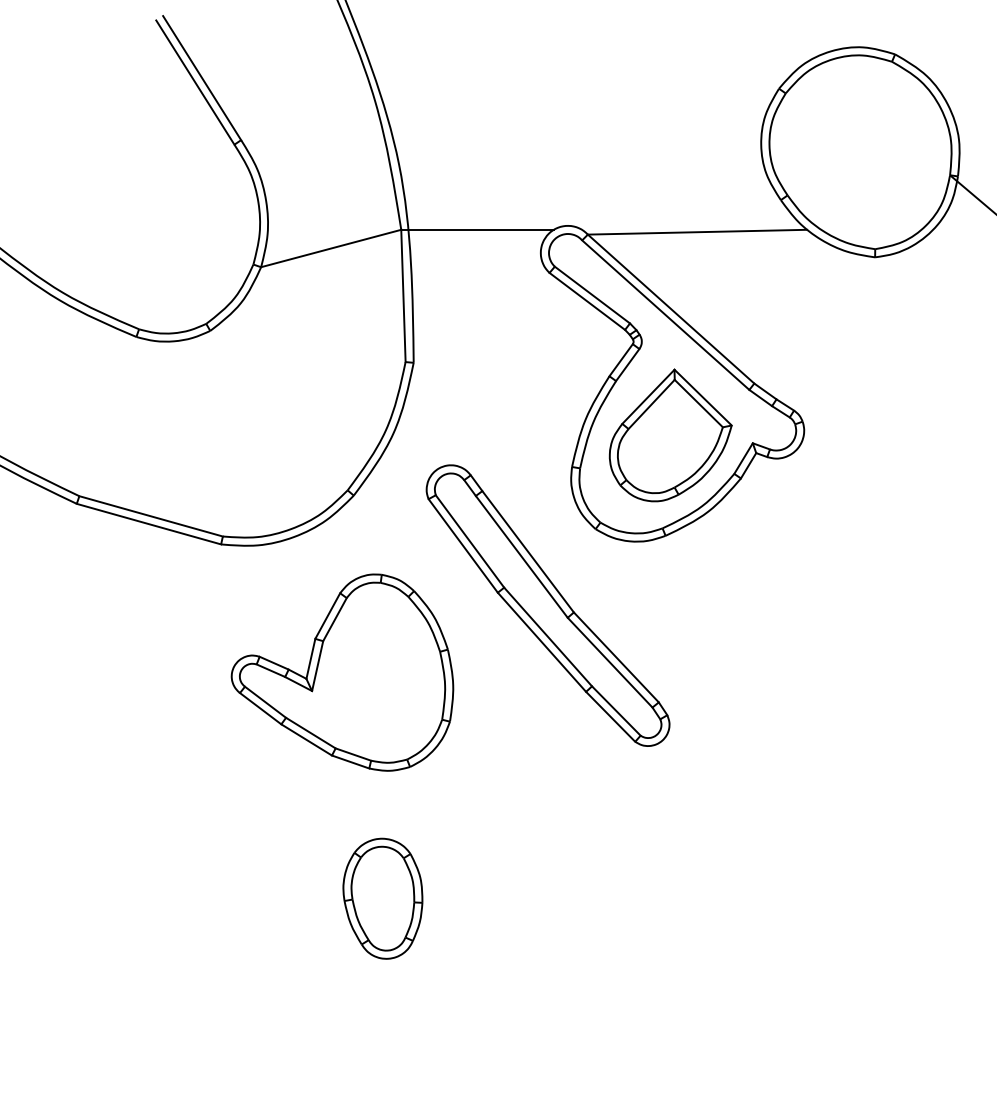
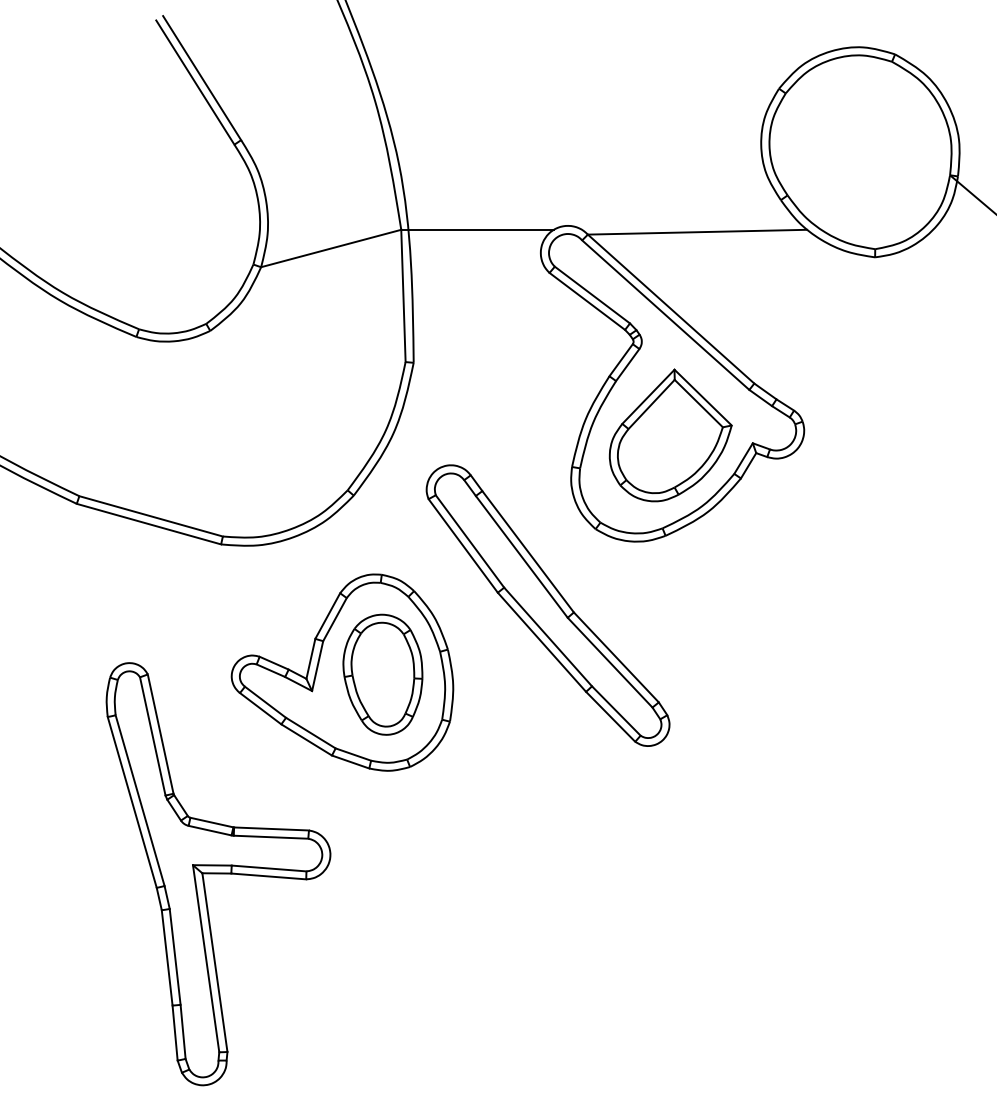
part: none -> present (218, 874)
part position: (382, 898) -> (382, 674) (382, 674)
